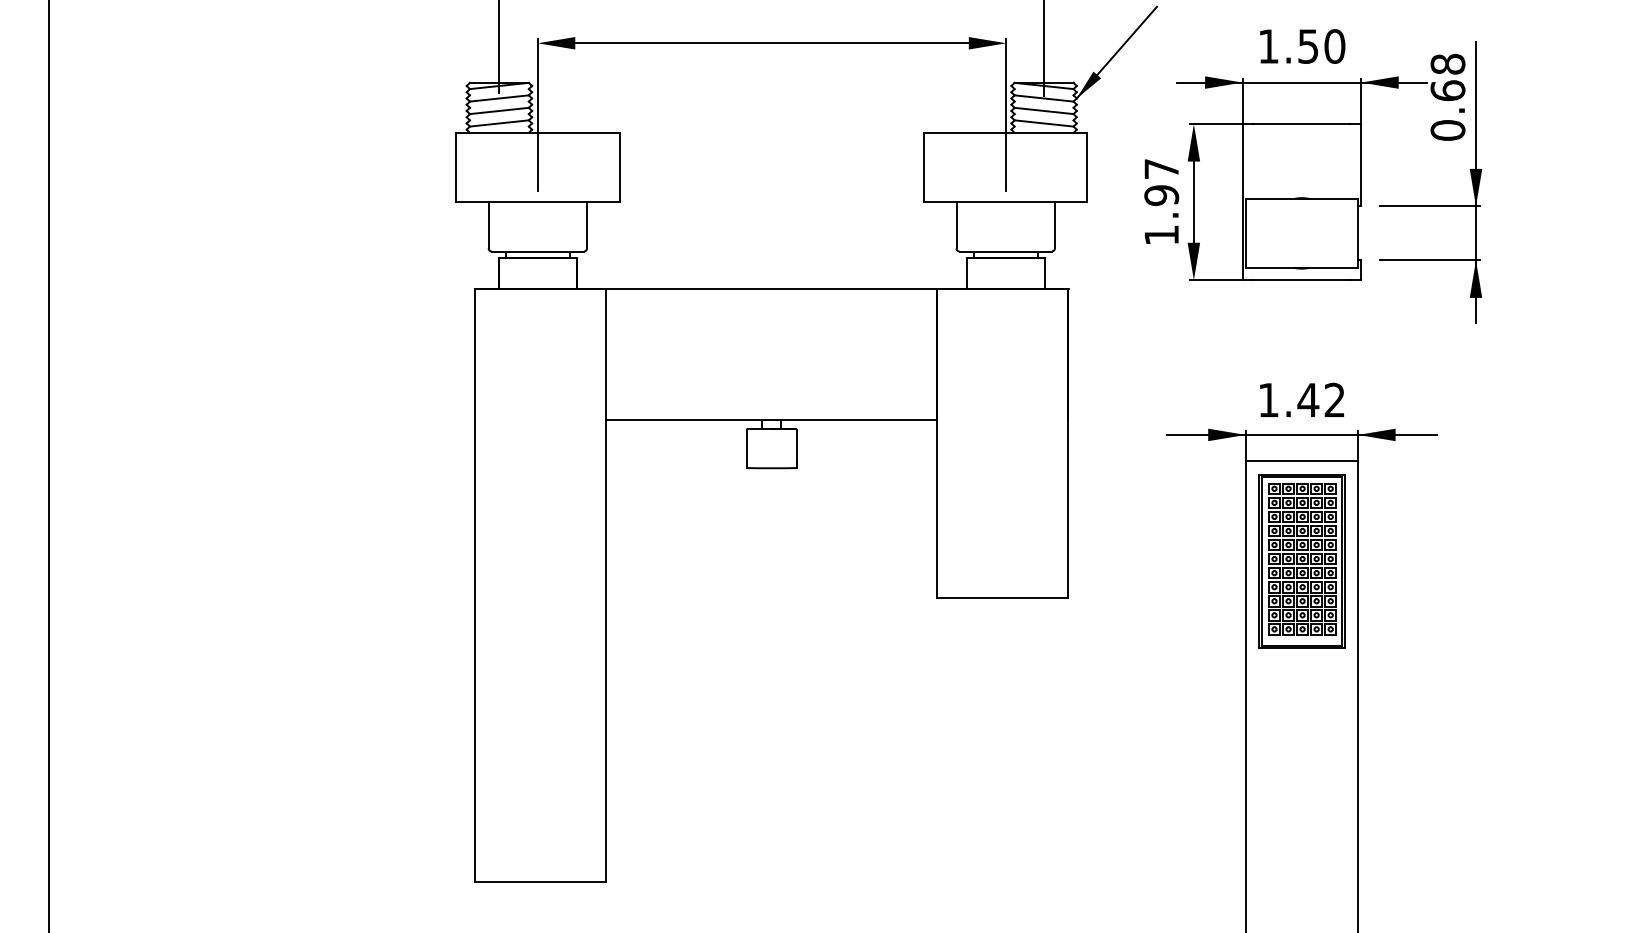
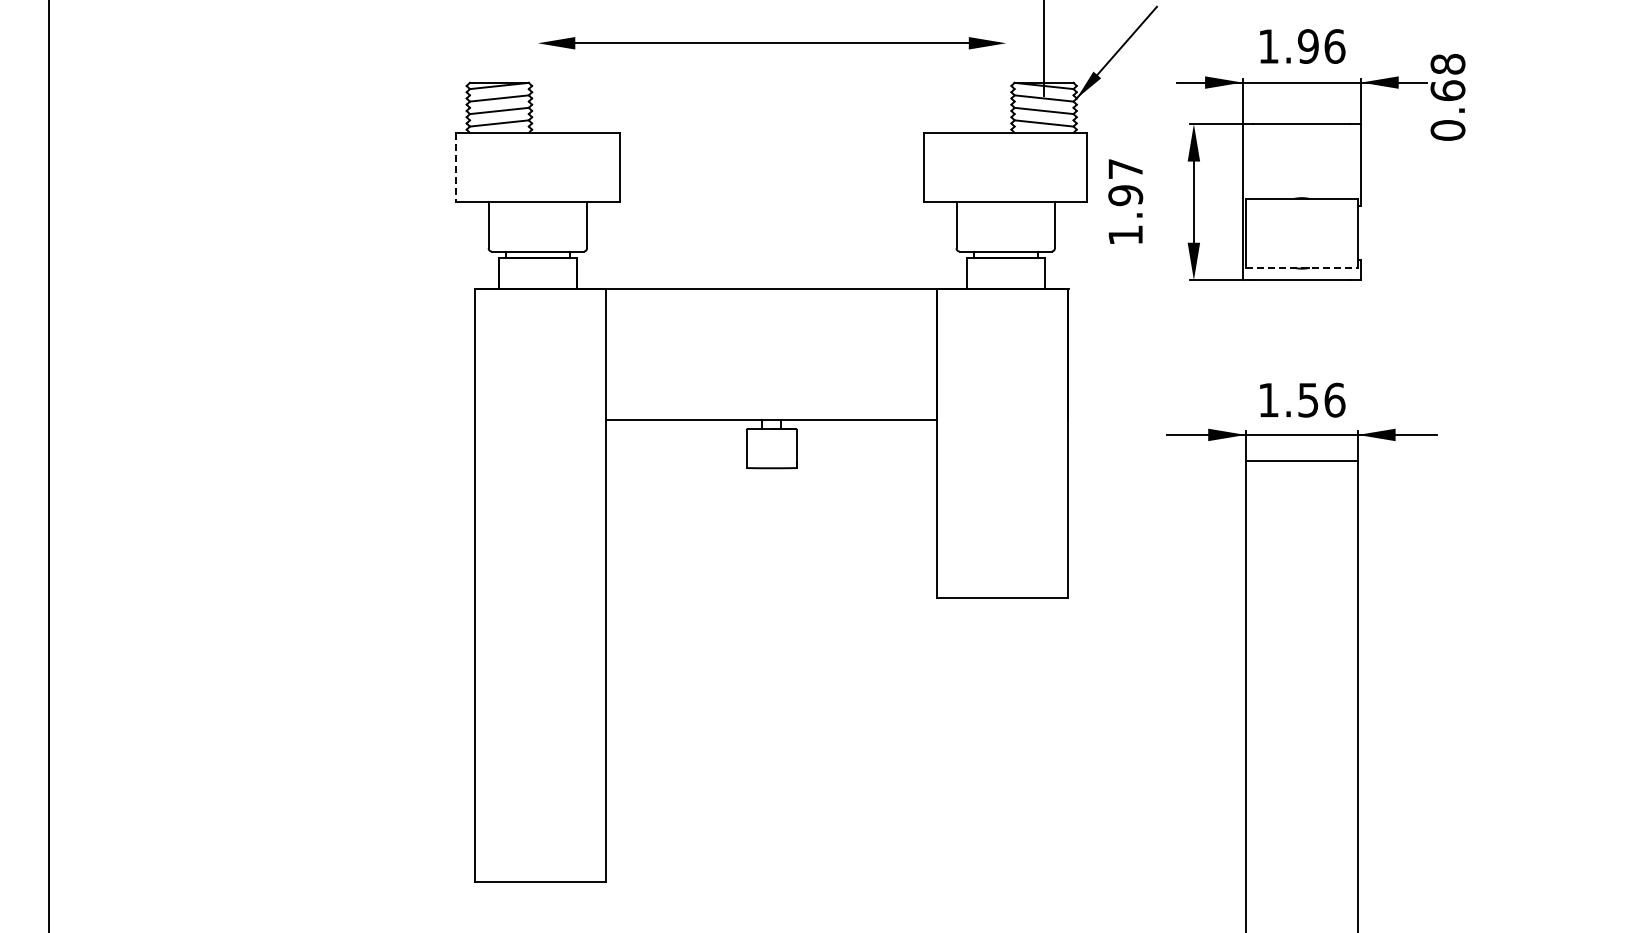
text: 1.50 -> 1.96 (1321, 46)
line: present -> none (498, 47)
line: present -> none (537, 114)
line: present -> none (1006, 114)
line: solid -> dashed (456, 167)
text position: (1161, 201) -> (1125, 201) (1125, 201)
part: present -> none (1430, 205)
line: solid -> dashed (1302, 267)
text: 1.42 -> 1.56 (1321, 399)
part: present -> none (1301, 561)
